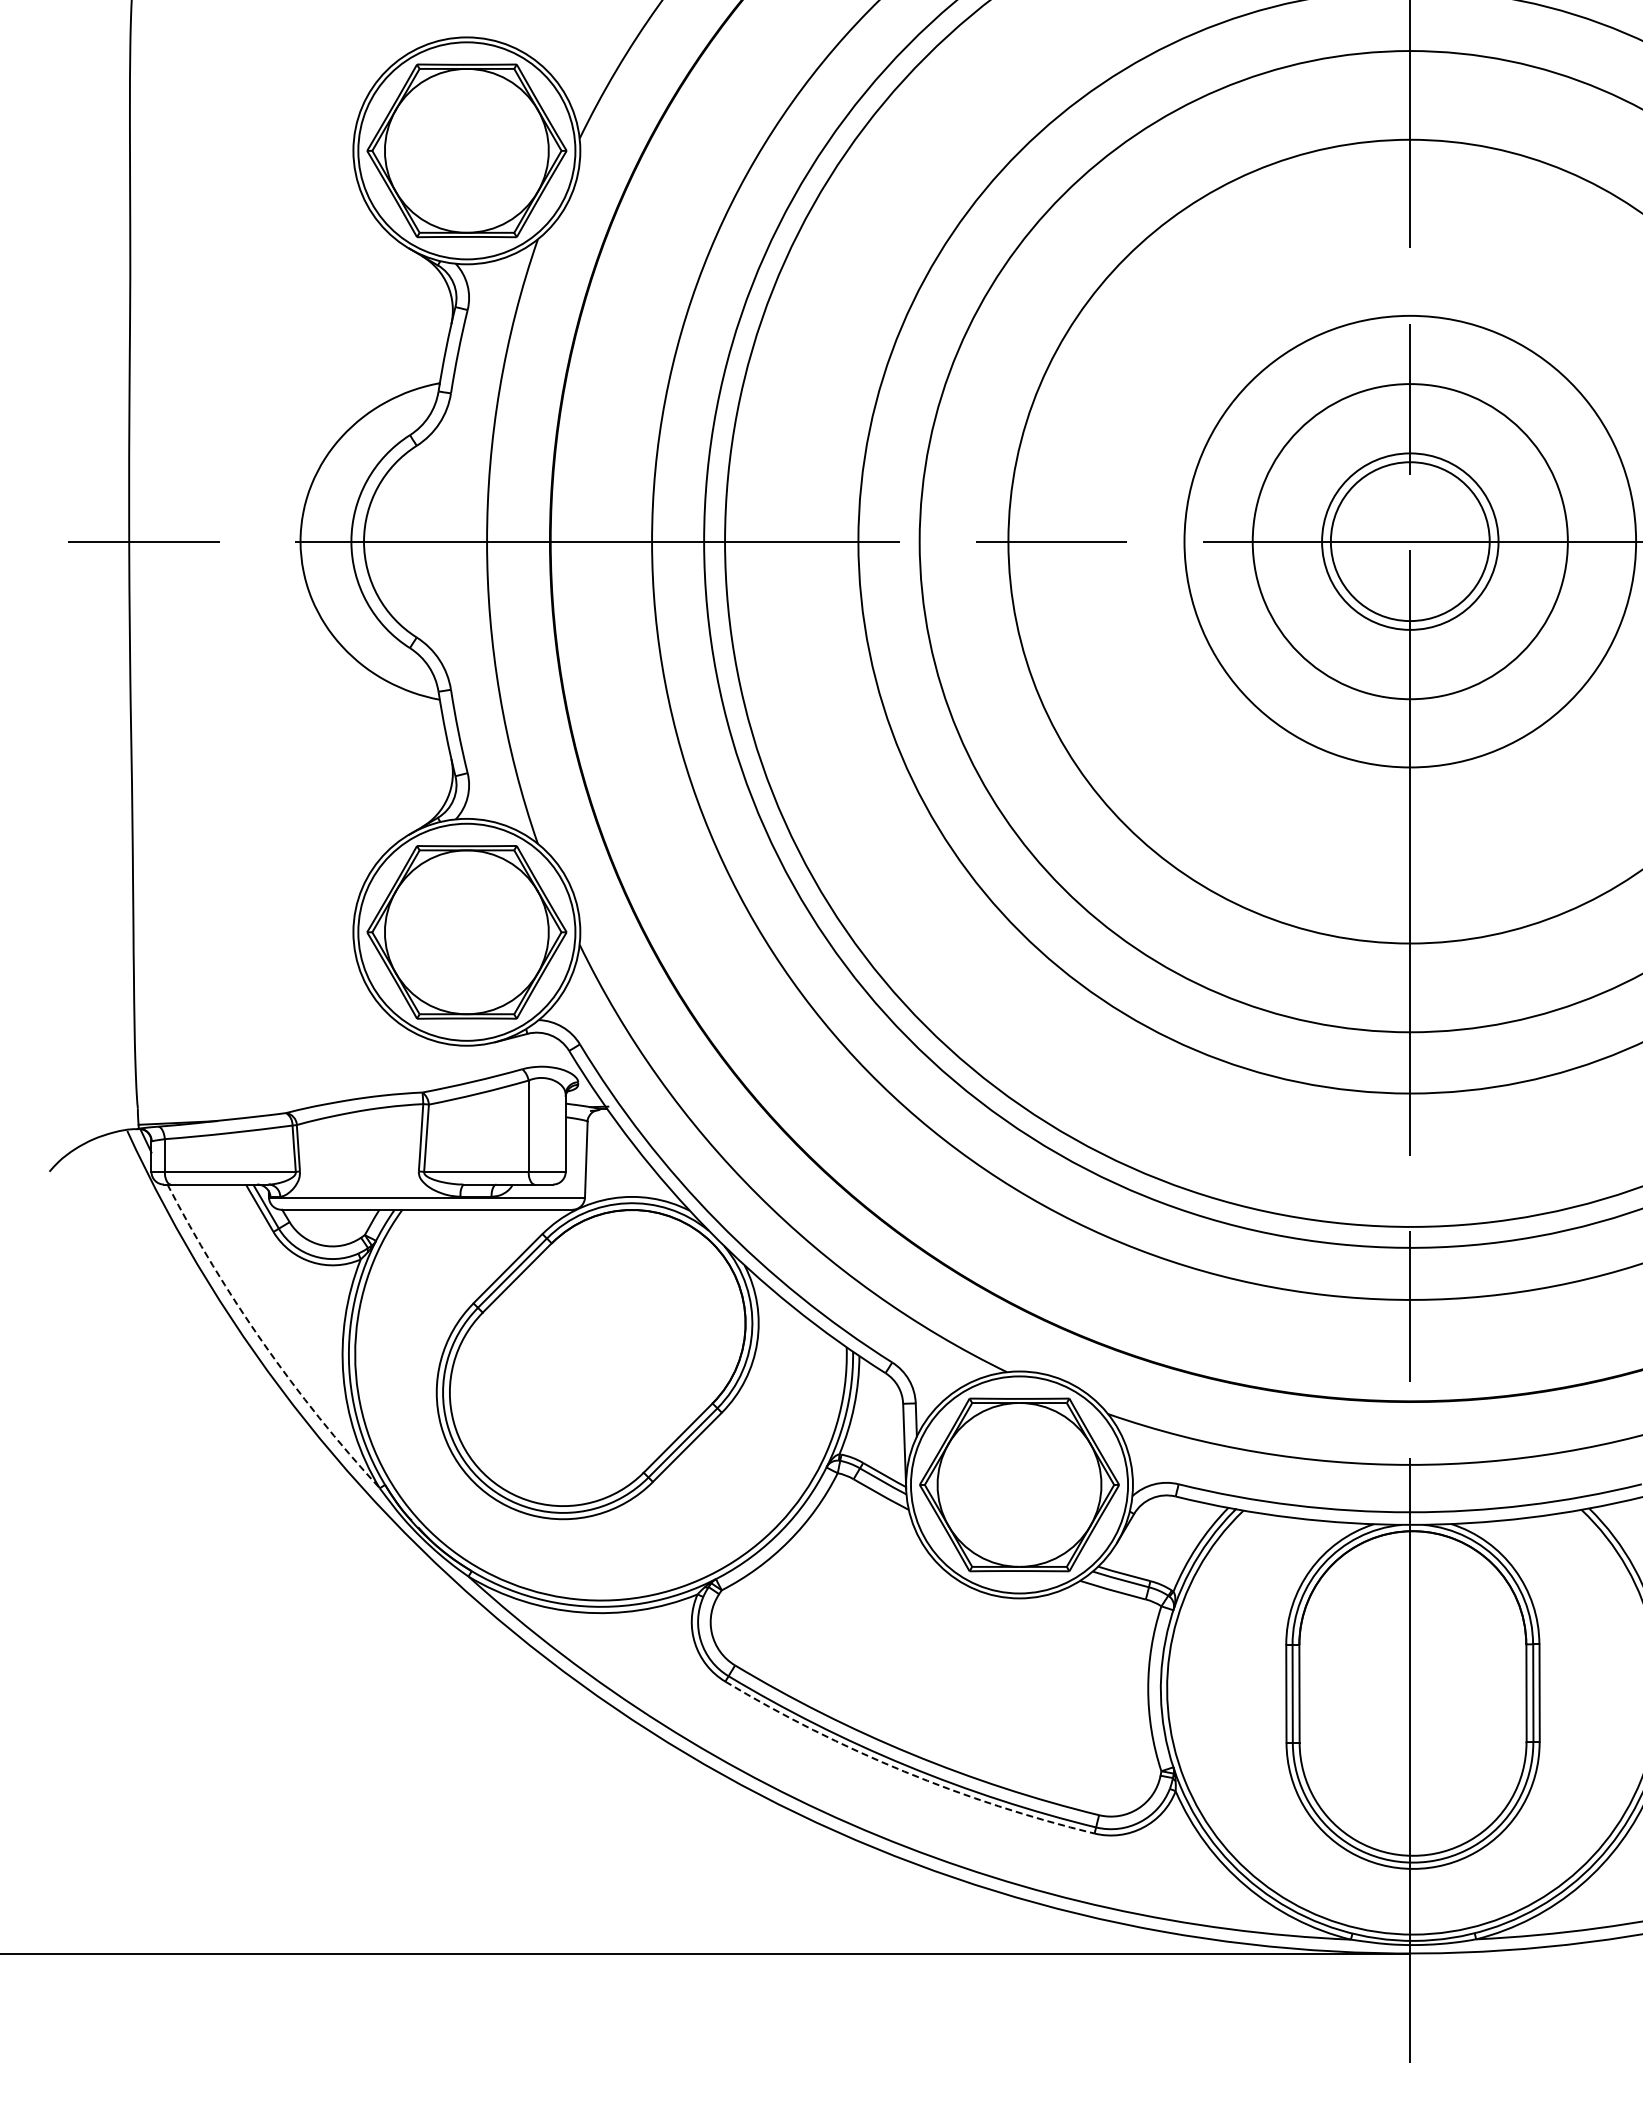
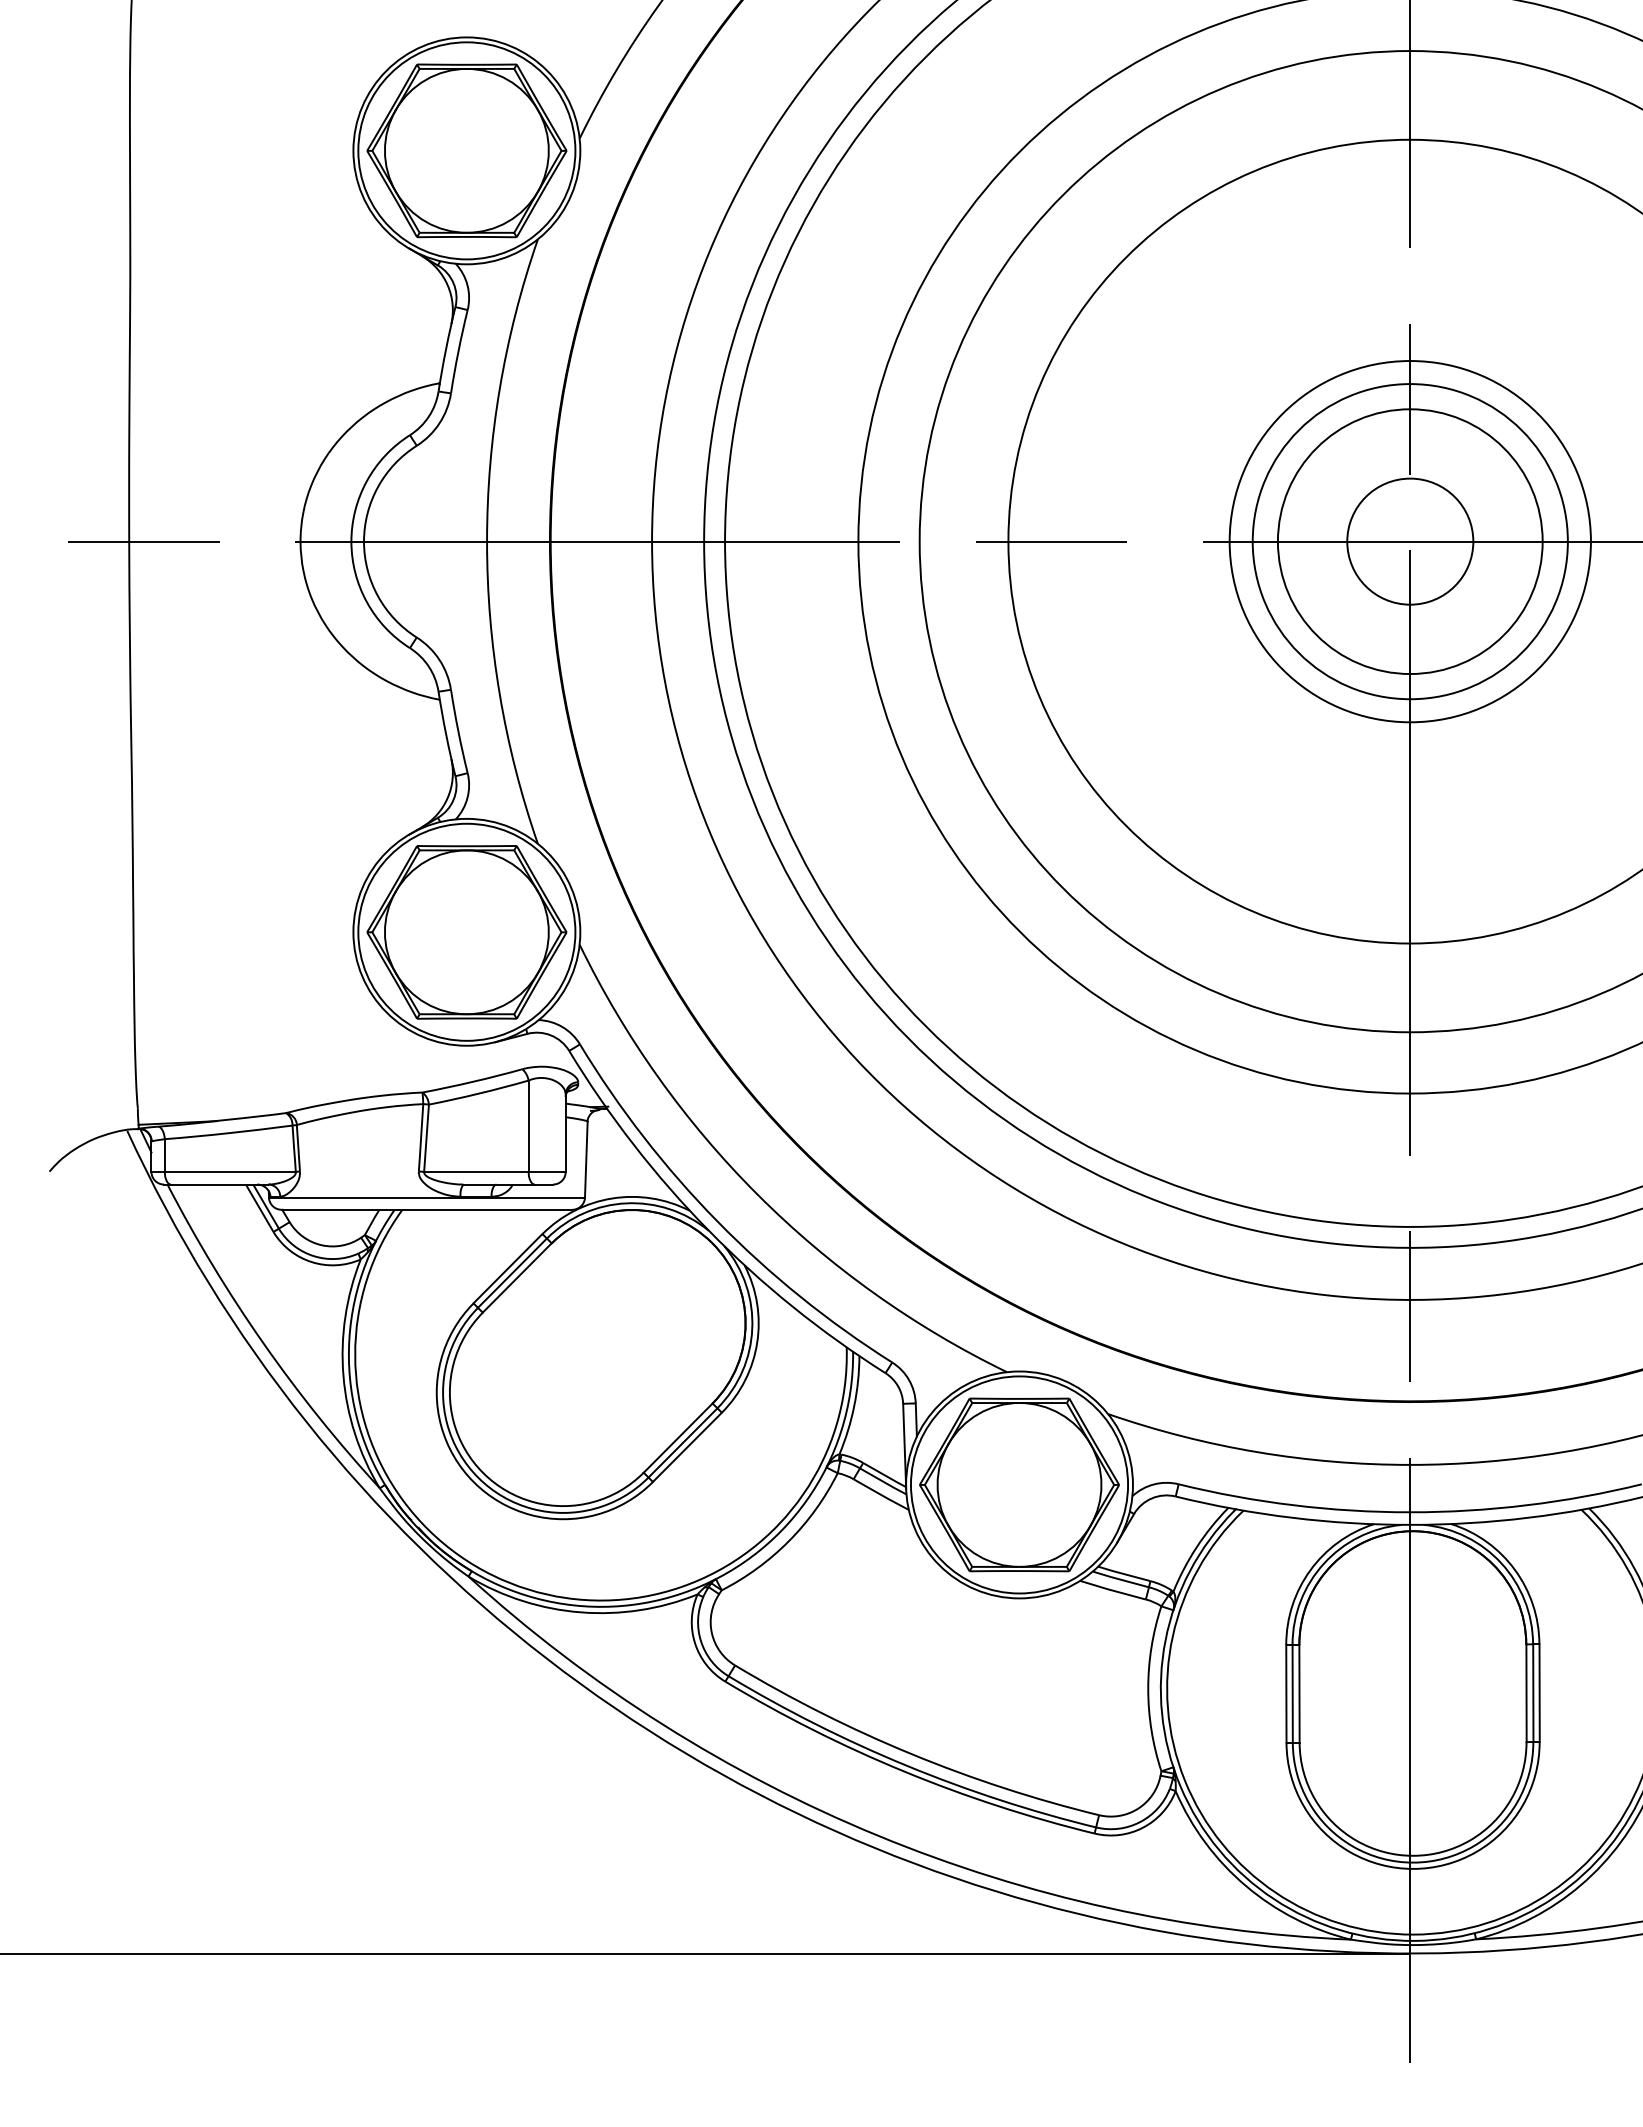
circle diameter: 159 px -> 265 px (1409, 541)
circle diameter: 176 px -> 126 px (1410, 541)
circle diameter: 452 px -> 361 px (1409, 541)
arc: dashed -> solid (263, 1343)
arc: dashed -> solid (904, 1771)
